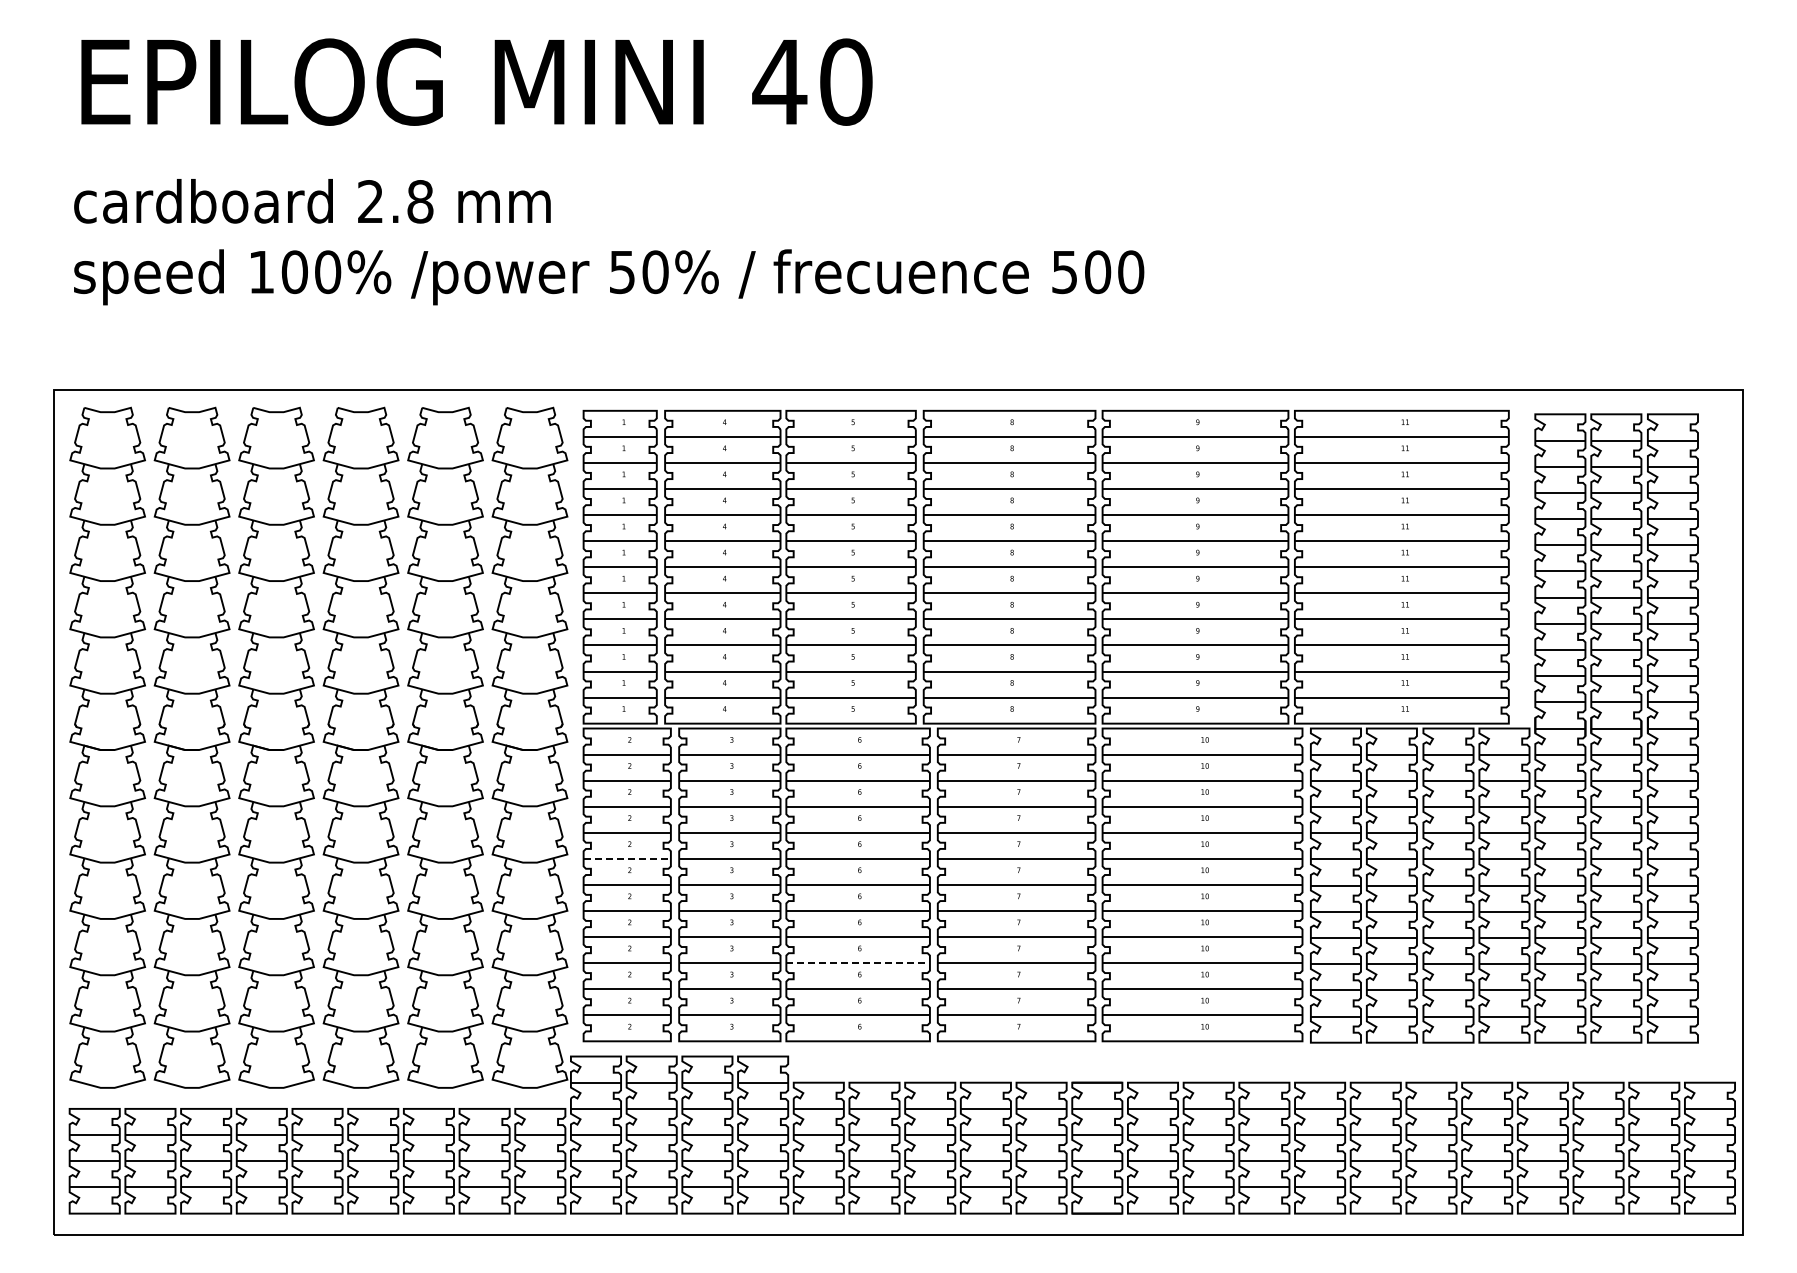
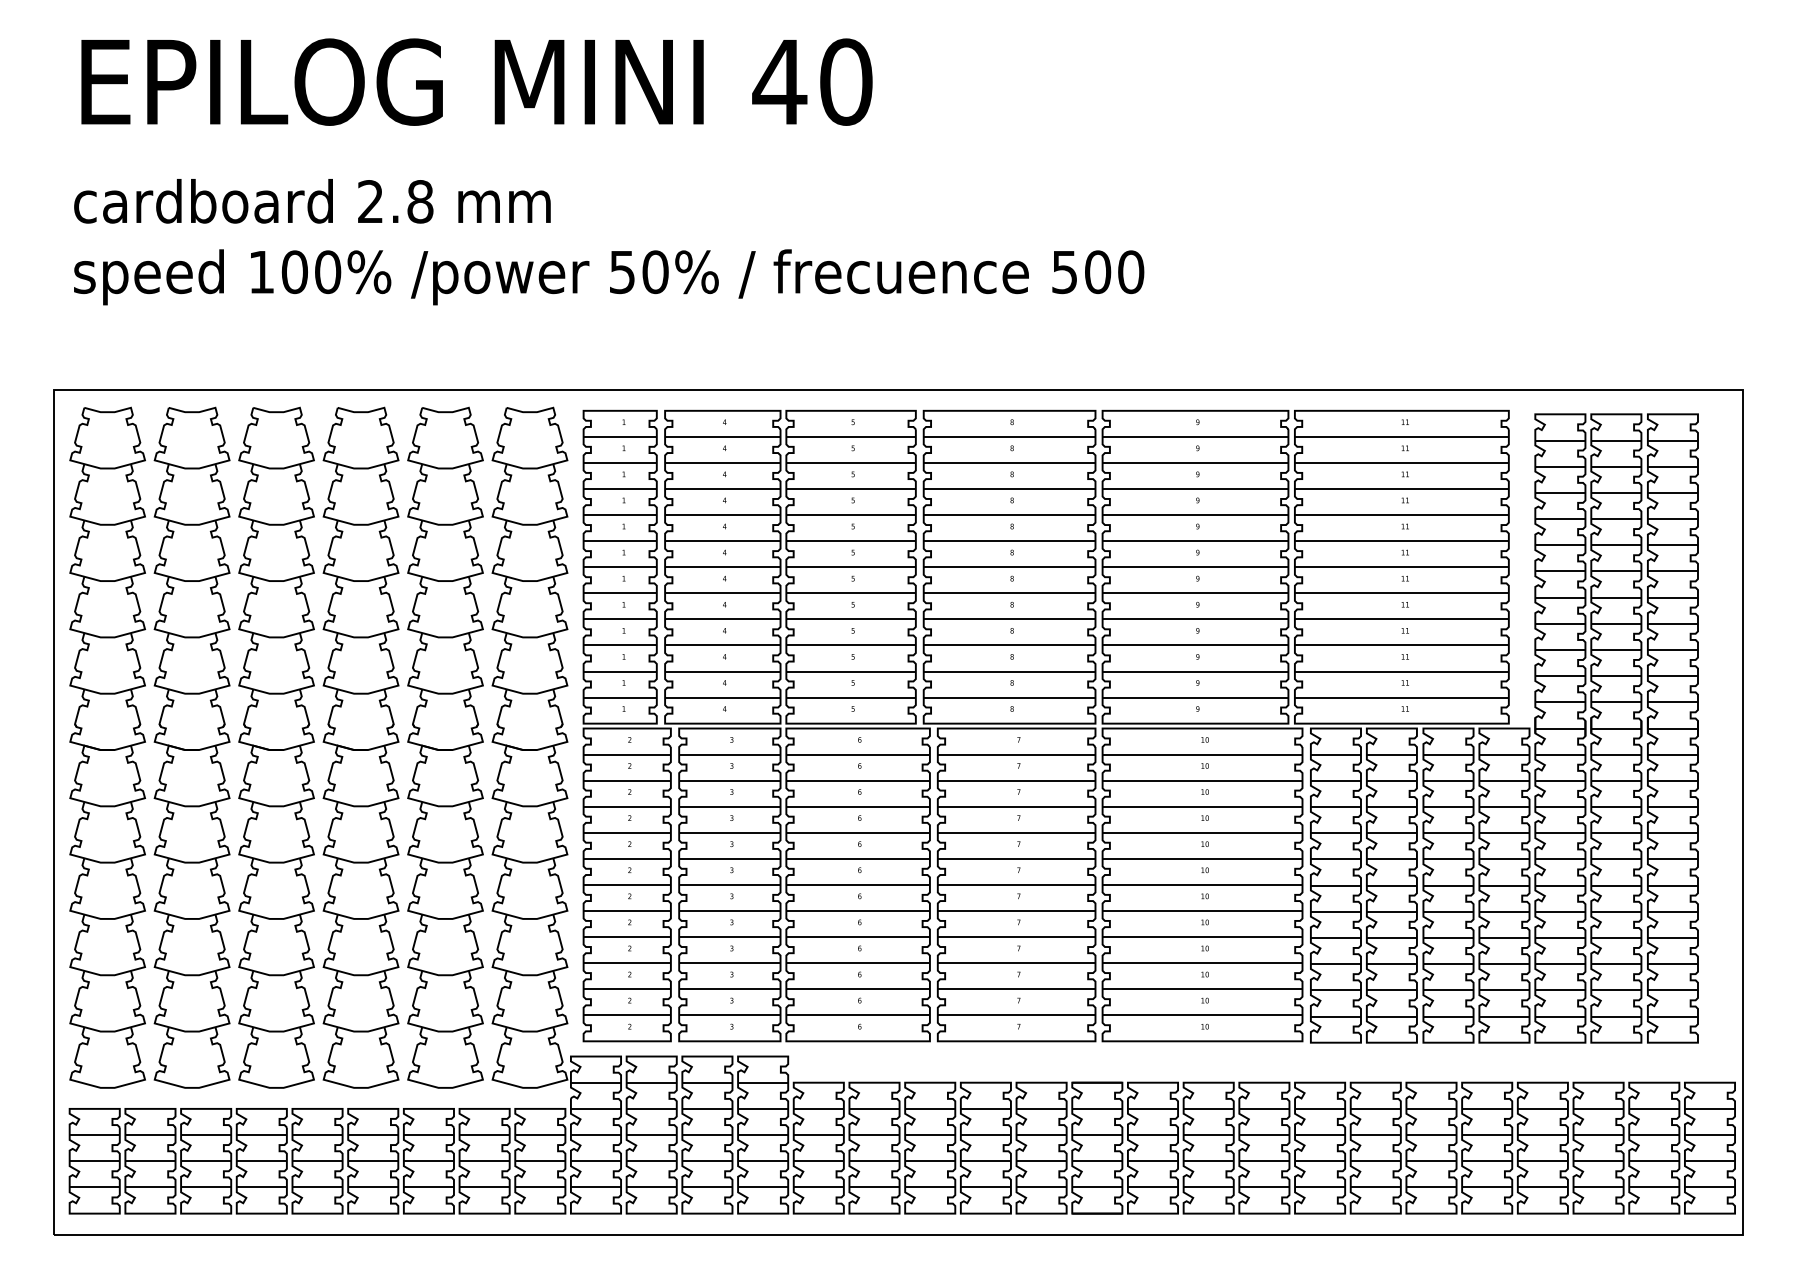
line: dashed -> solid (627, 858)
line: dashed -> solid (858, 963)
